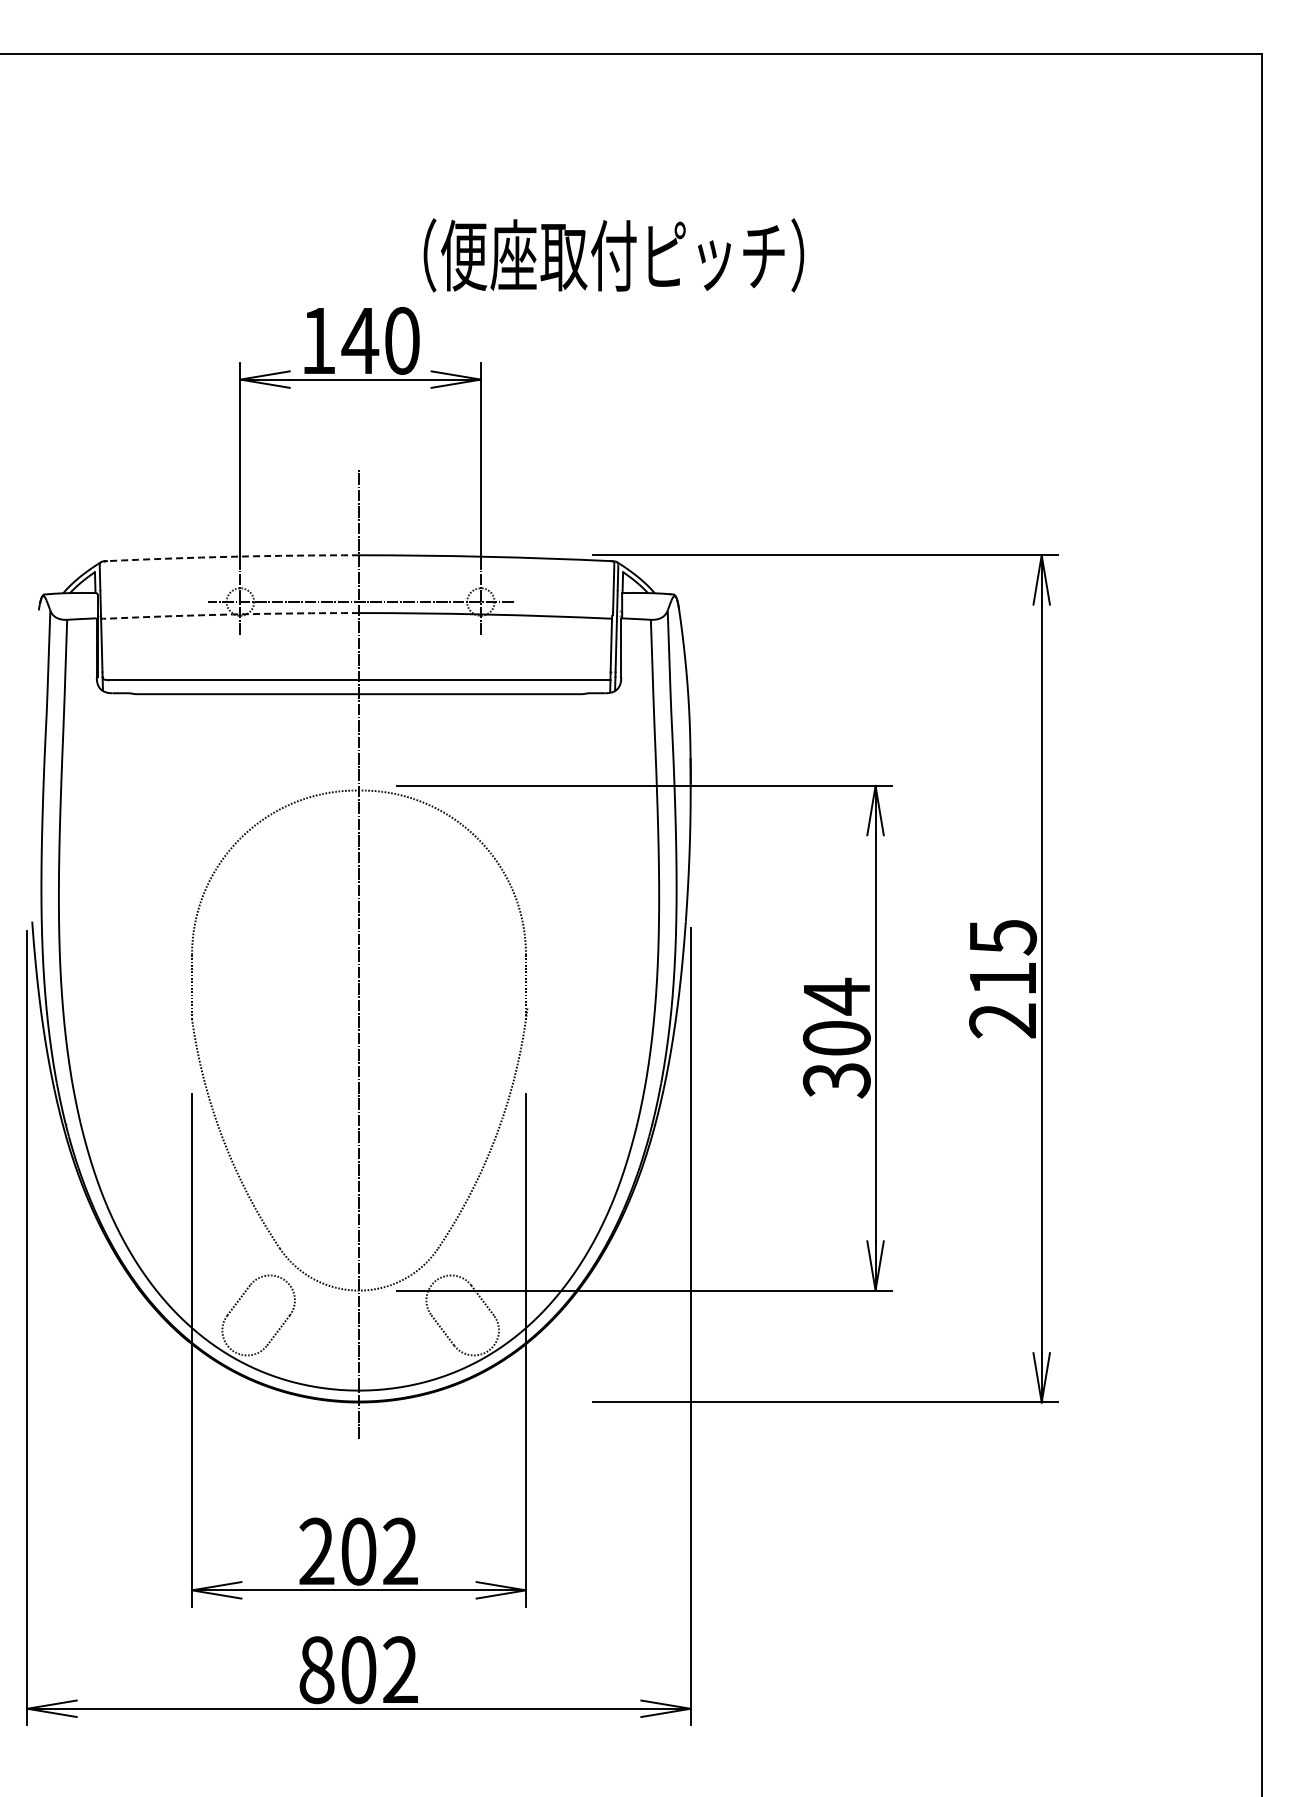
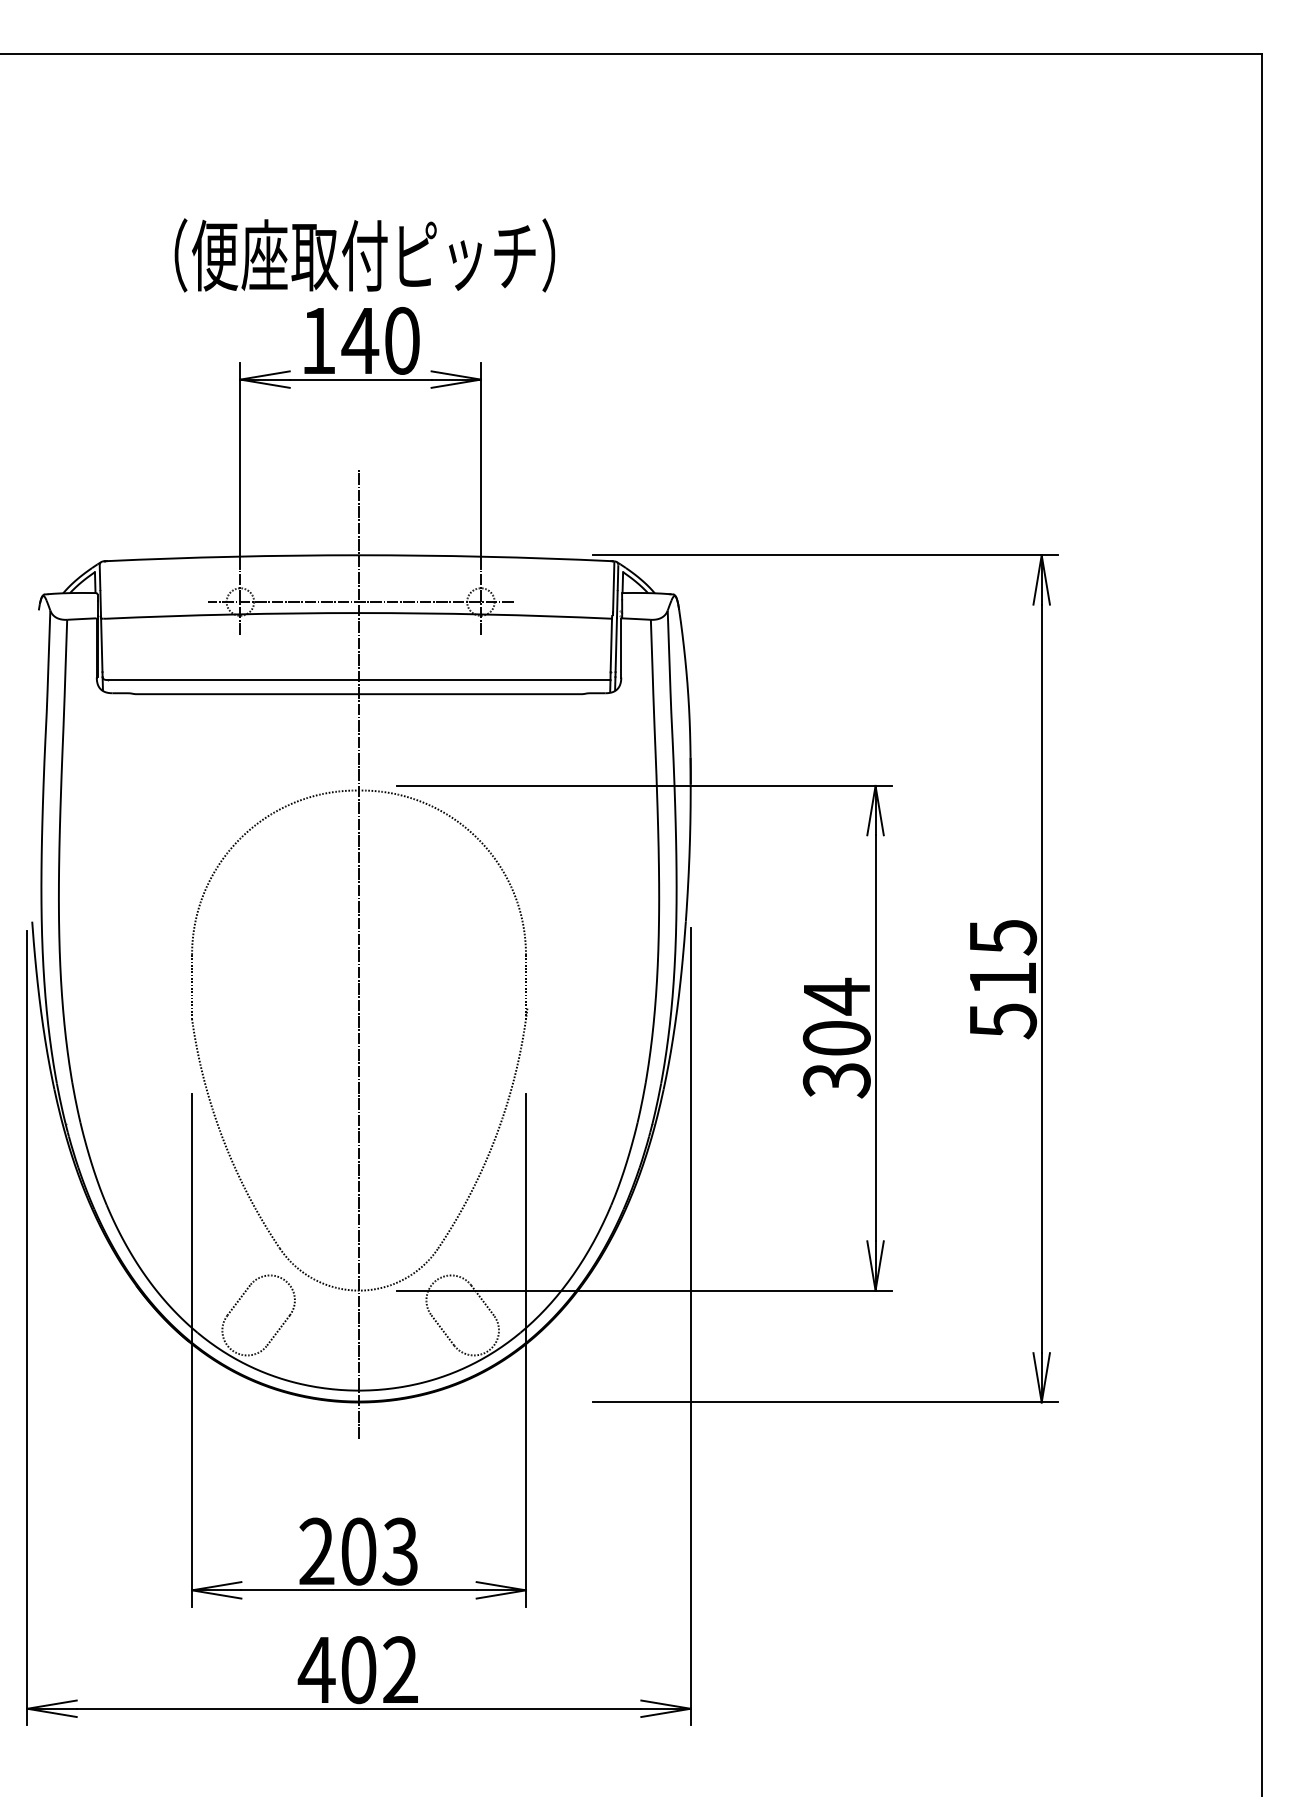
text position: (613, 255) -> (364, 255) (364, 255)
arc: dashed -> solid (232, 556)
arc: dashed -> solid (232, 614)
text: 215 -> 515 (1003, 1021)
text: 202 -> 203 (399, 1551)
text: 802 -> 402 (316, 1670)
